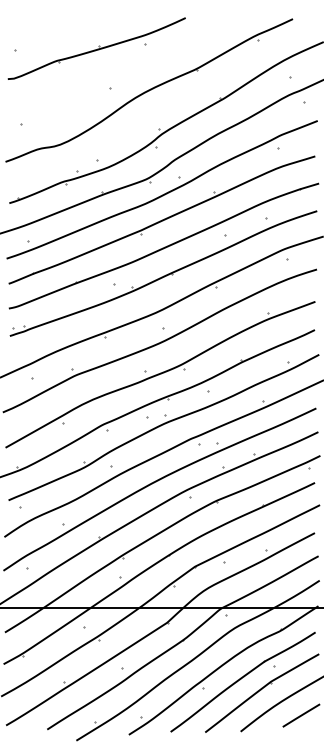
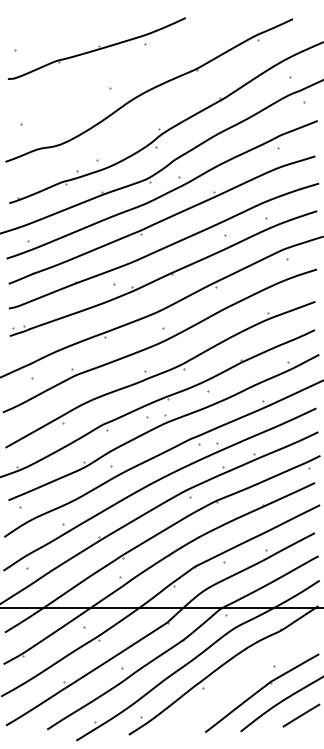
part: present -> none (242, 682)
